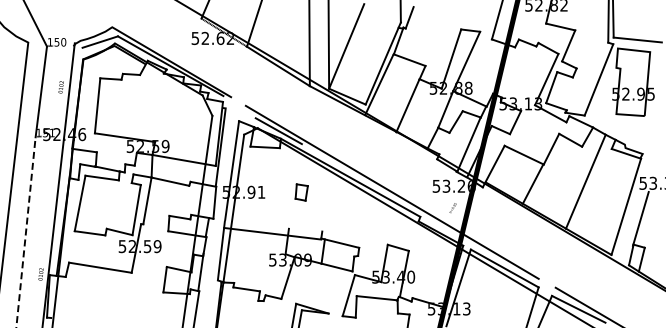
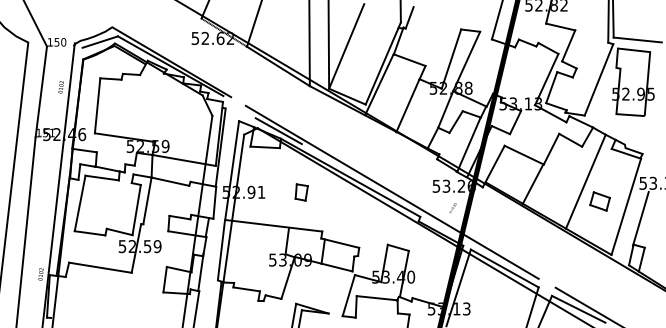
part: none -> present (599, 201)
line: dashed -> solid (26, 231)
line position: (272, 233) -> (273, 225) (273, 225)
